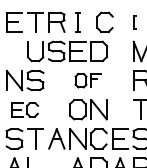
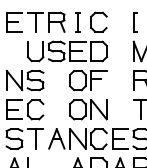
part position: (97, 21) -> (91, 21) (91, 21)
part size: 4x15 px -> 5x21 px (135, 22)
part size: 28x17 px -> 39x22 px (88, 80)
part size: 28x16 px -> 39x22 px (25, 109)
